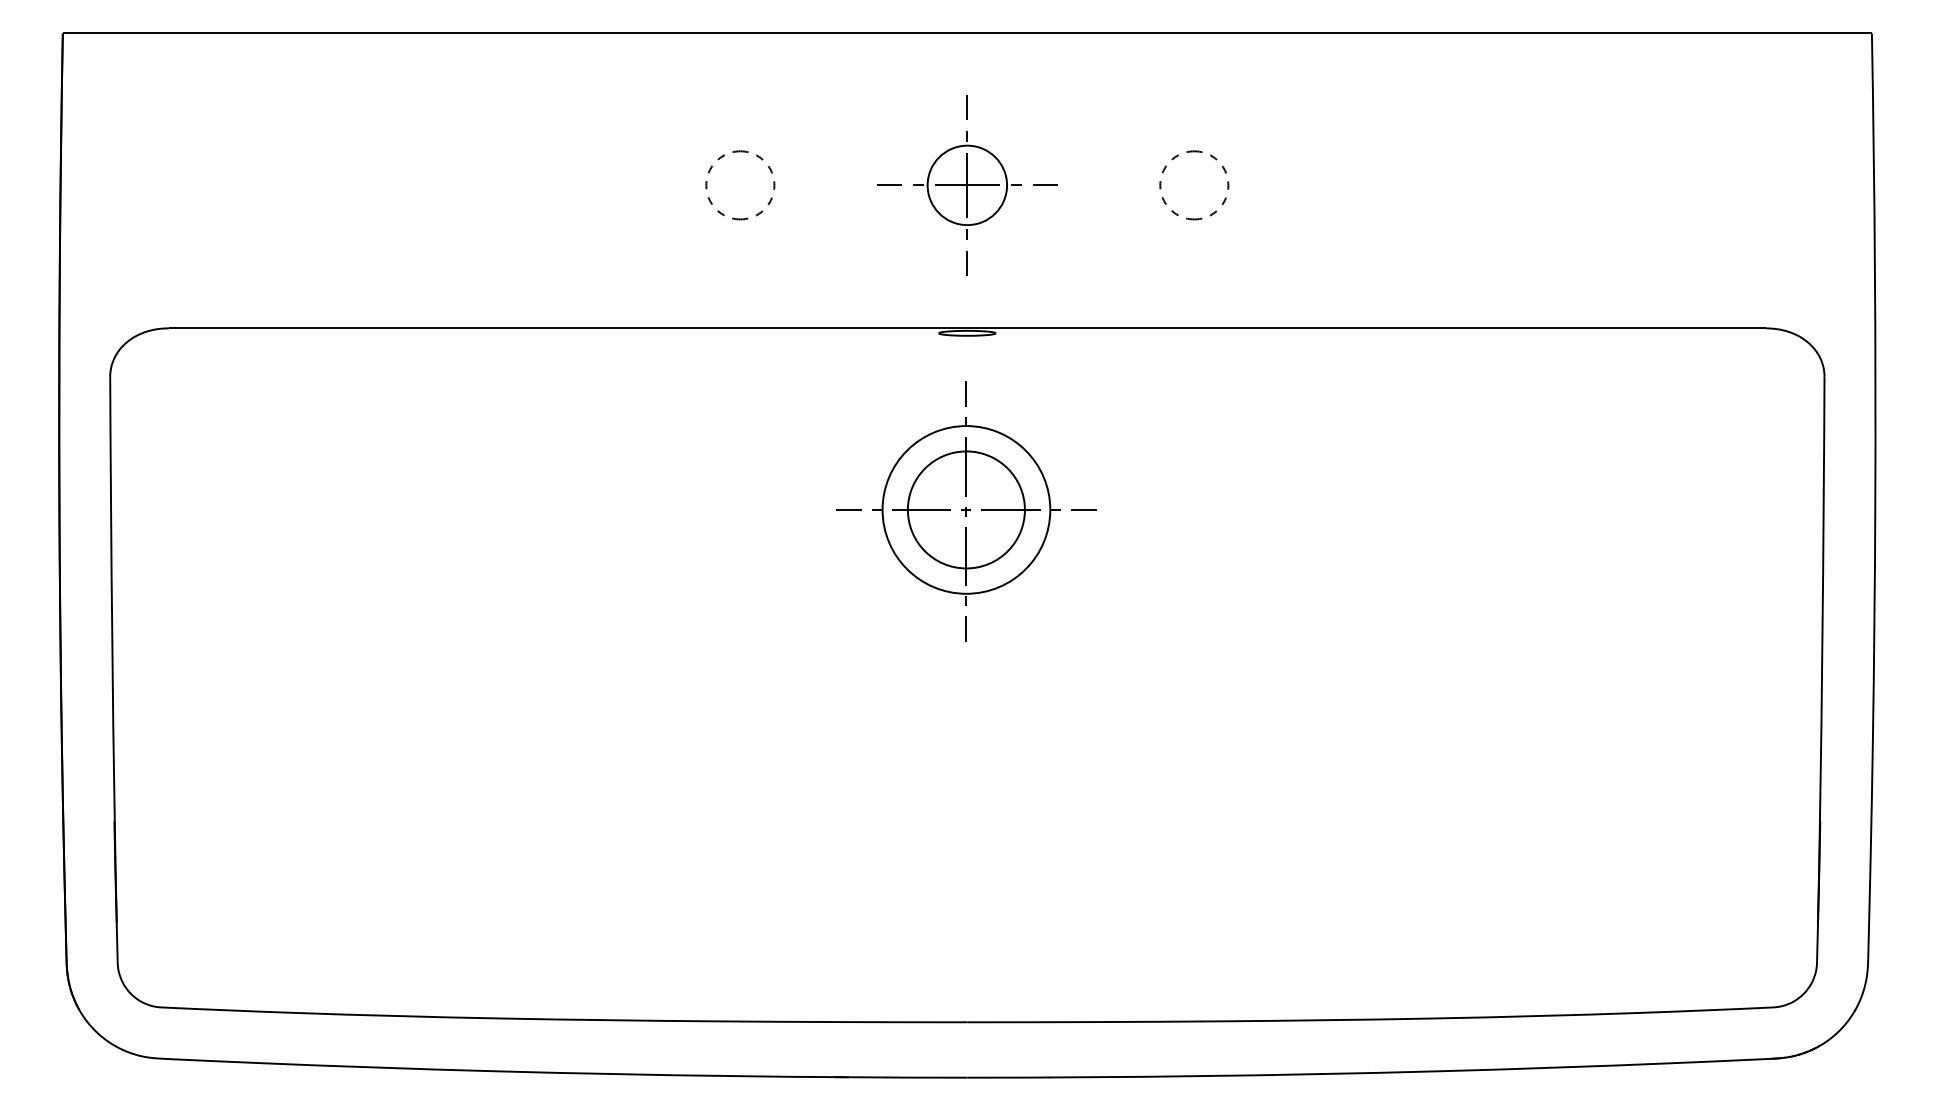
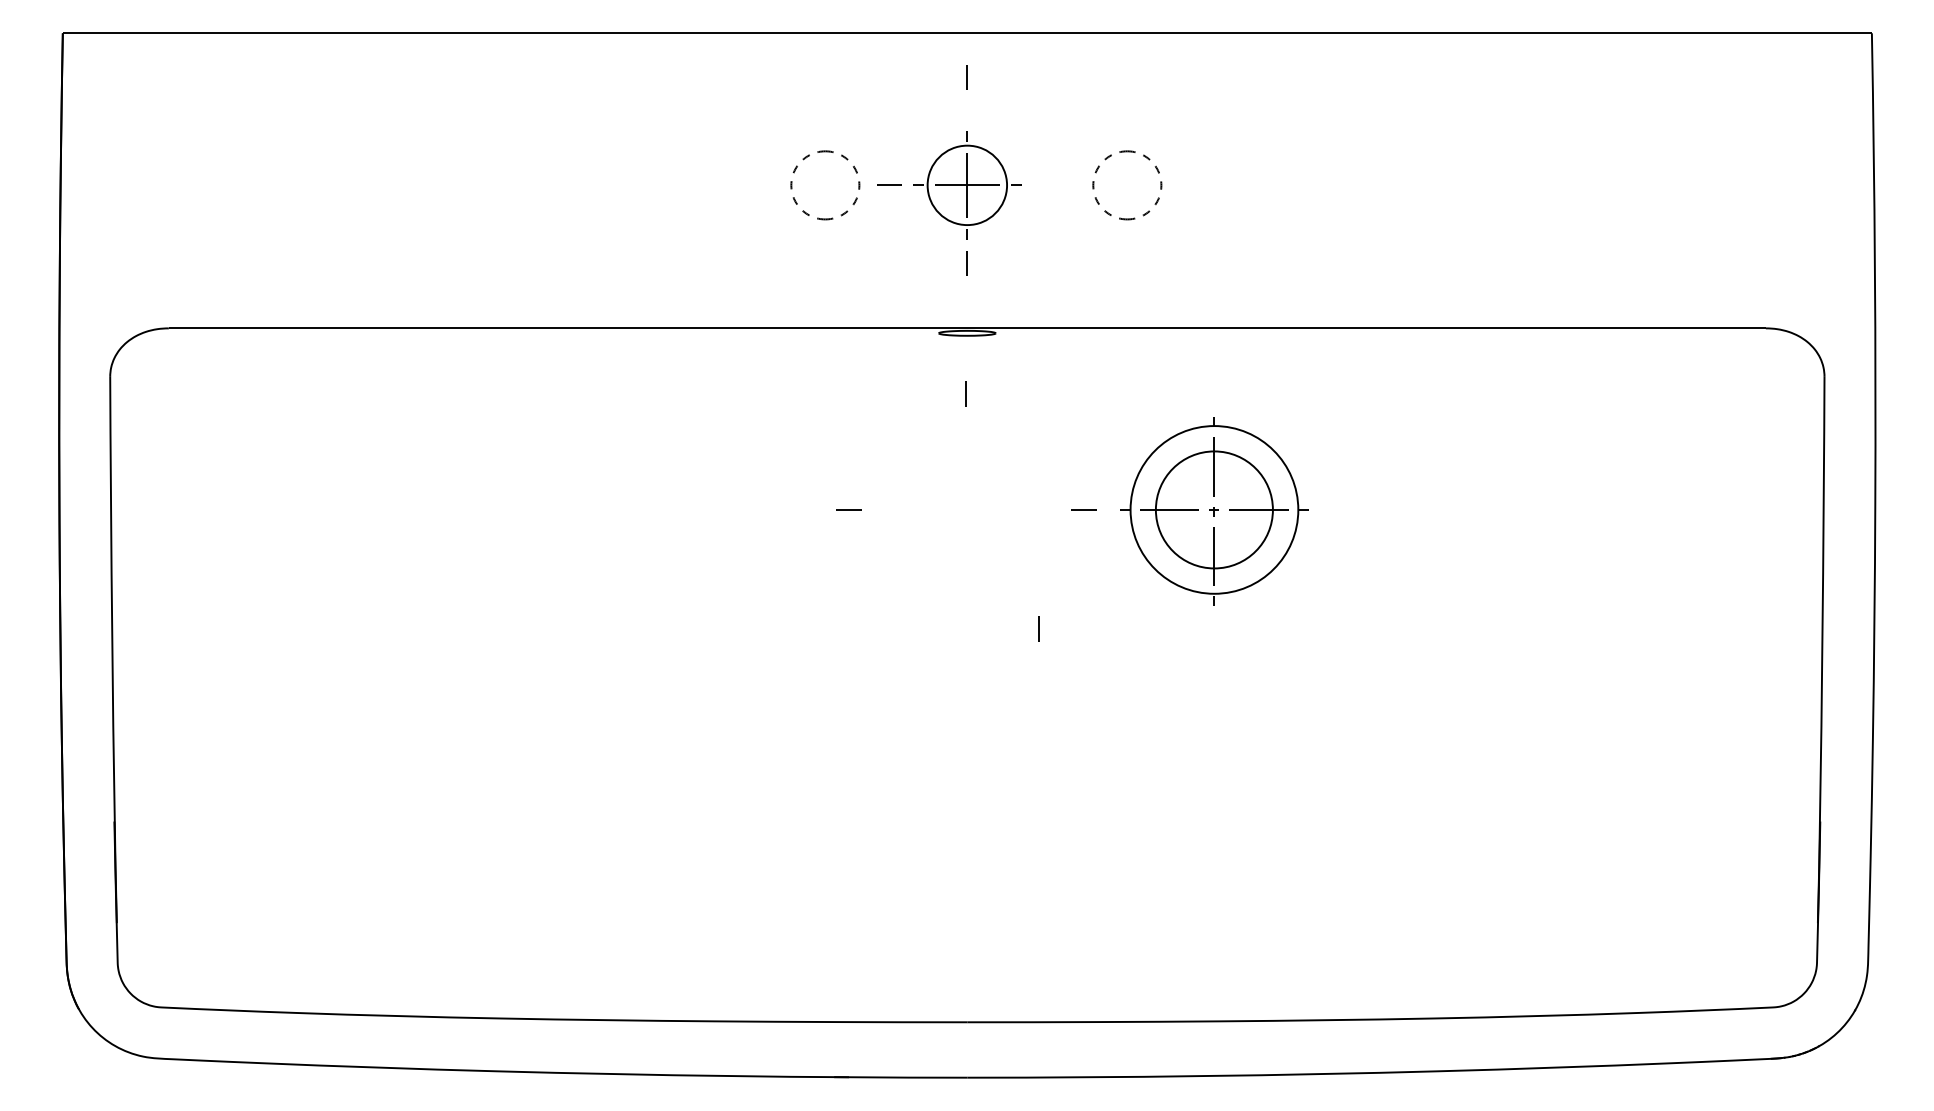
line position: (966, 107) -> (966, 77) (966, 77)
part position: (1223, 170) -> (1156, 170) (1156, 170)
line: present -> none (1045, 184)
part position: (769, 200) -> (854, 200) (854, 200)
part position: (966, 511) -> (1214, 511) (1214, 511)
line position: (965, 628) -> (1038, 628) (1038, 628)
